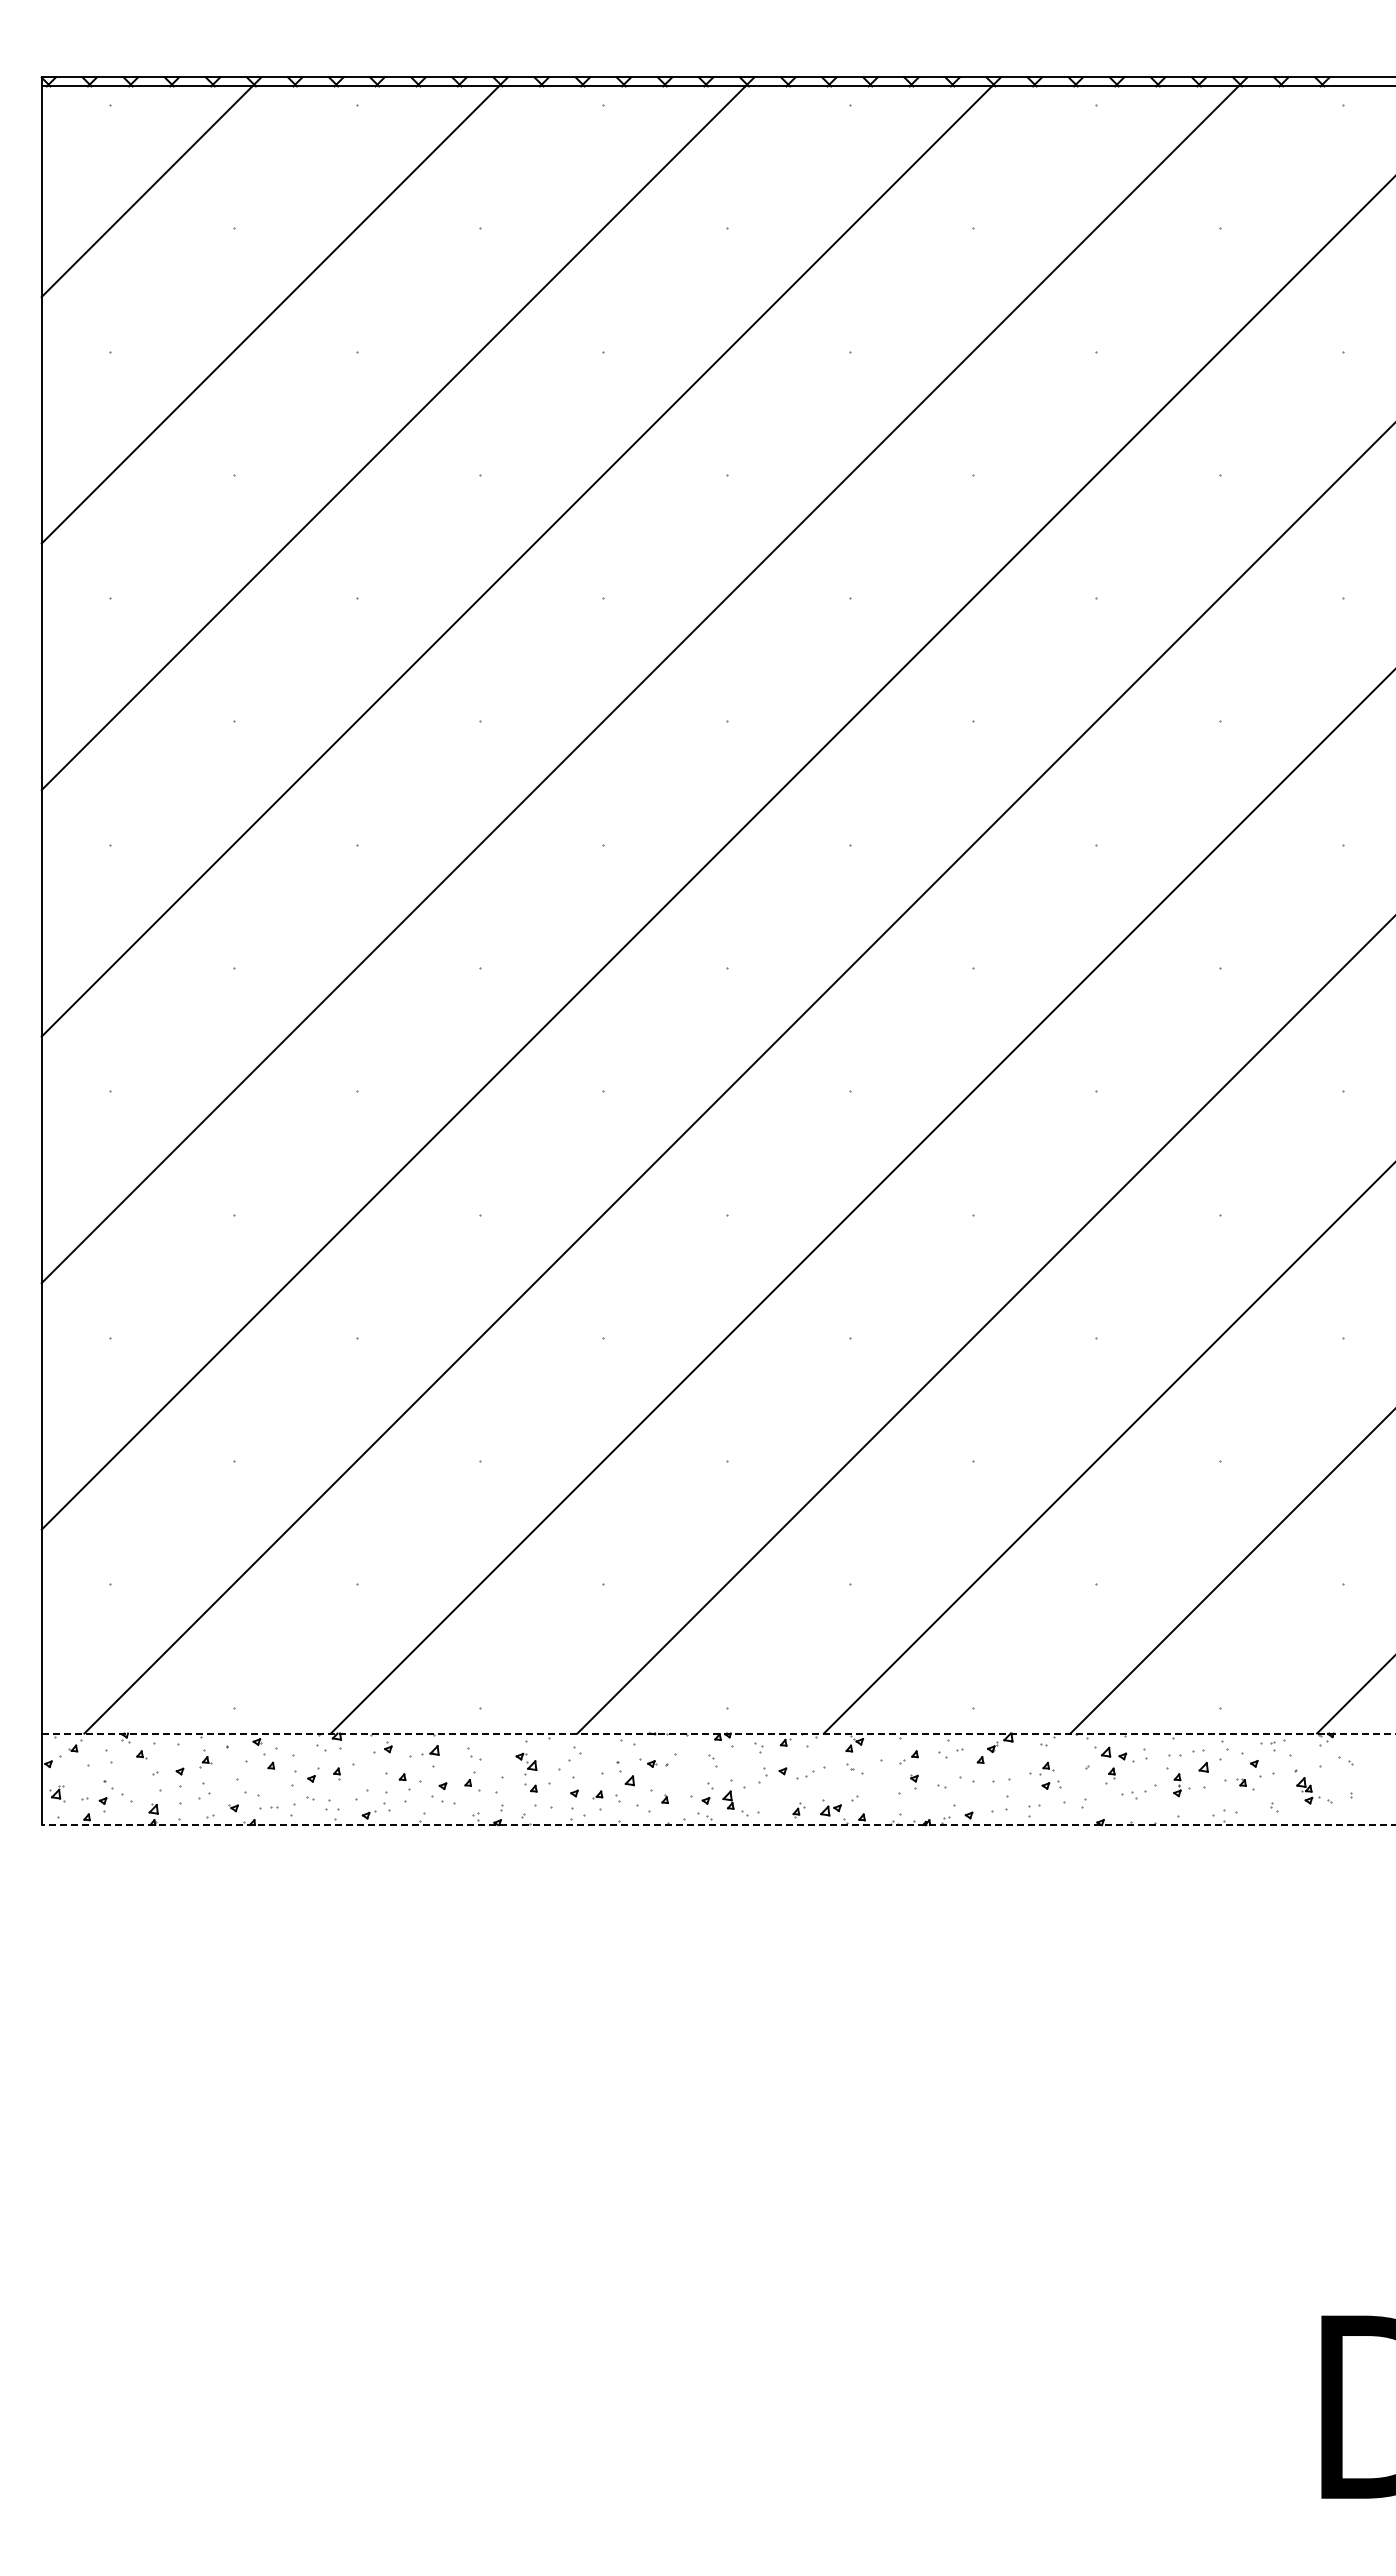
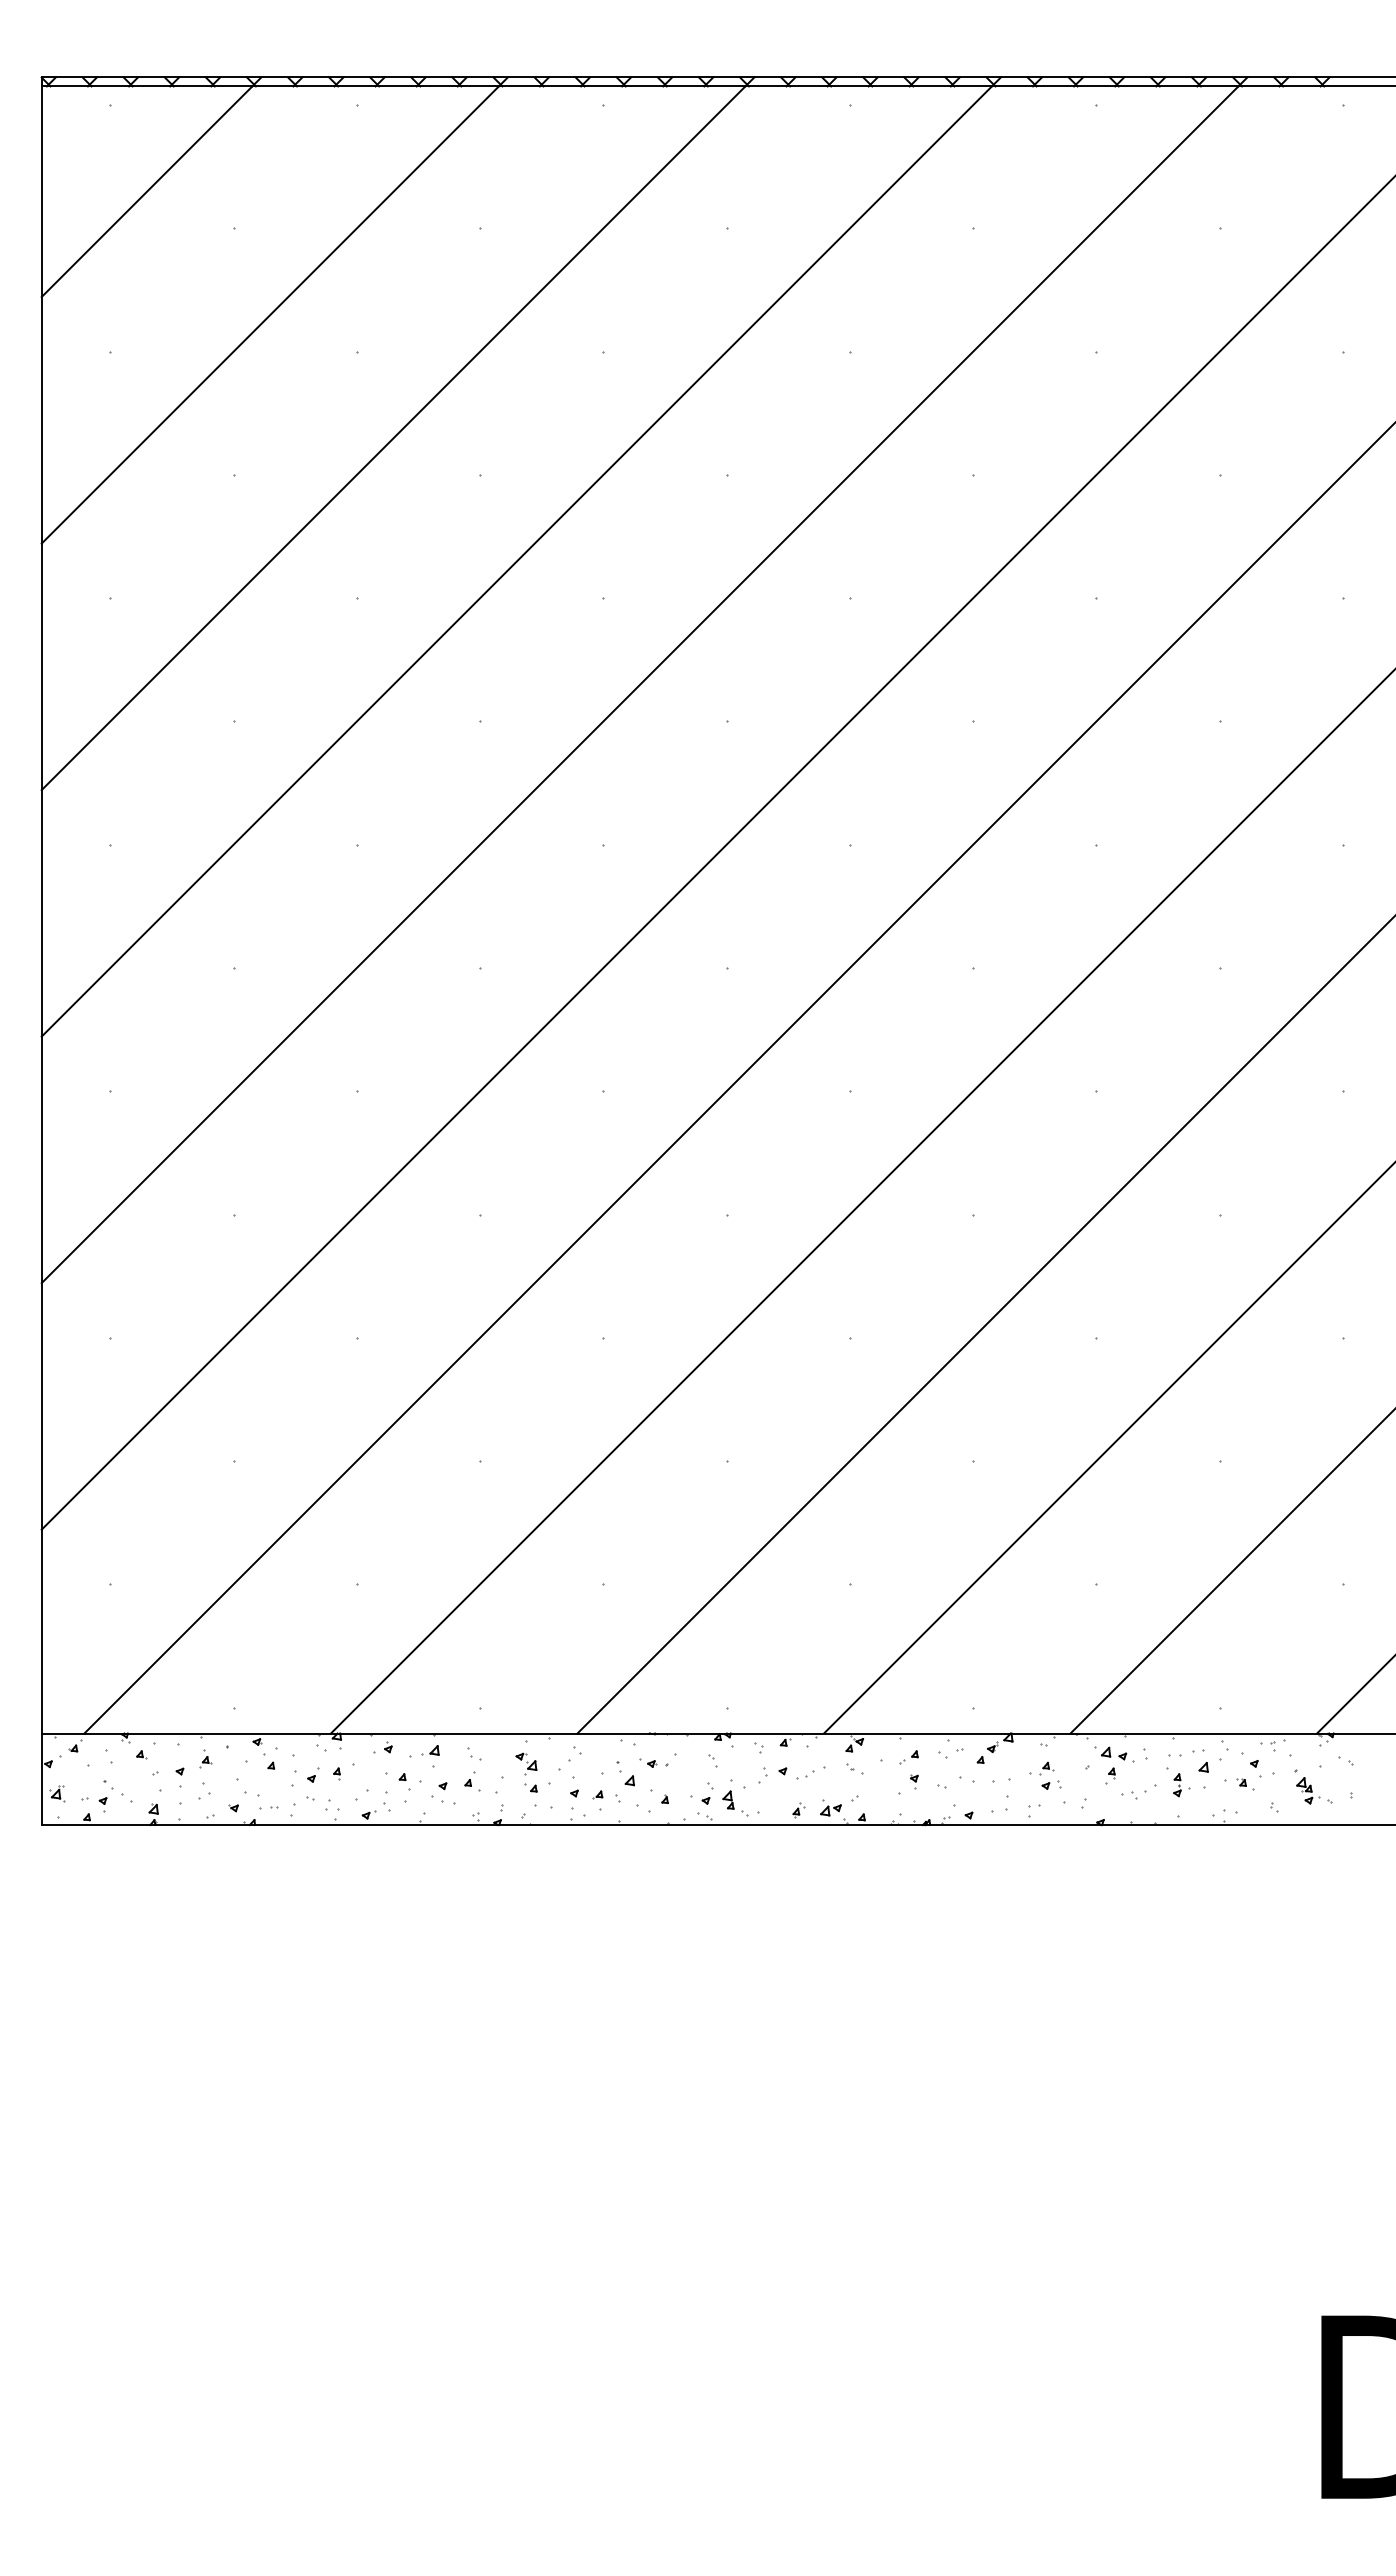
line: dashed -> solid (718, 1733)
line: dashed -> solid (718, 1825)
